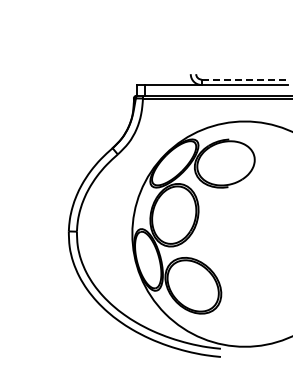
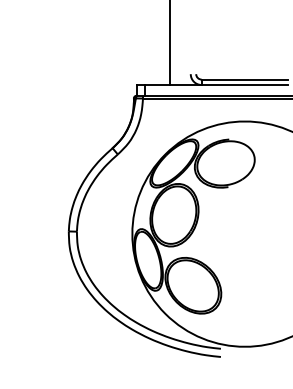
line: none -> present (170, 43)
line: dashed -> solid (245, 79)
